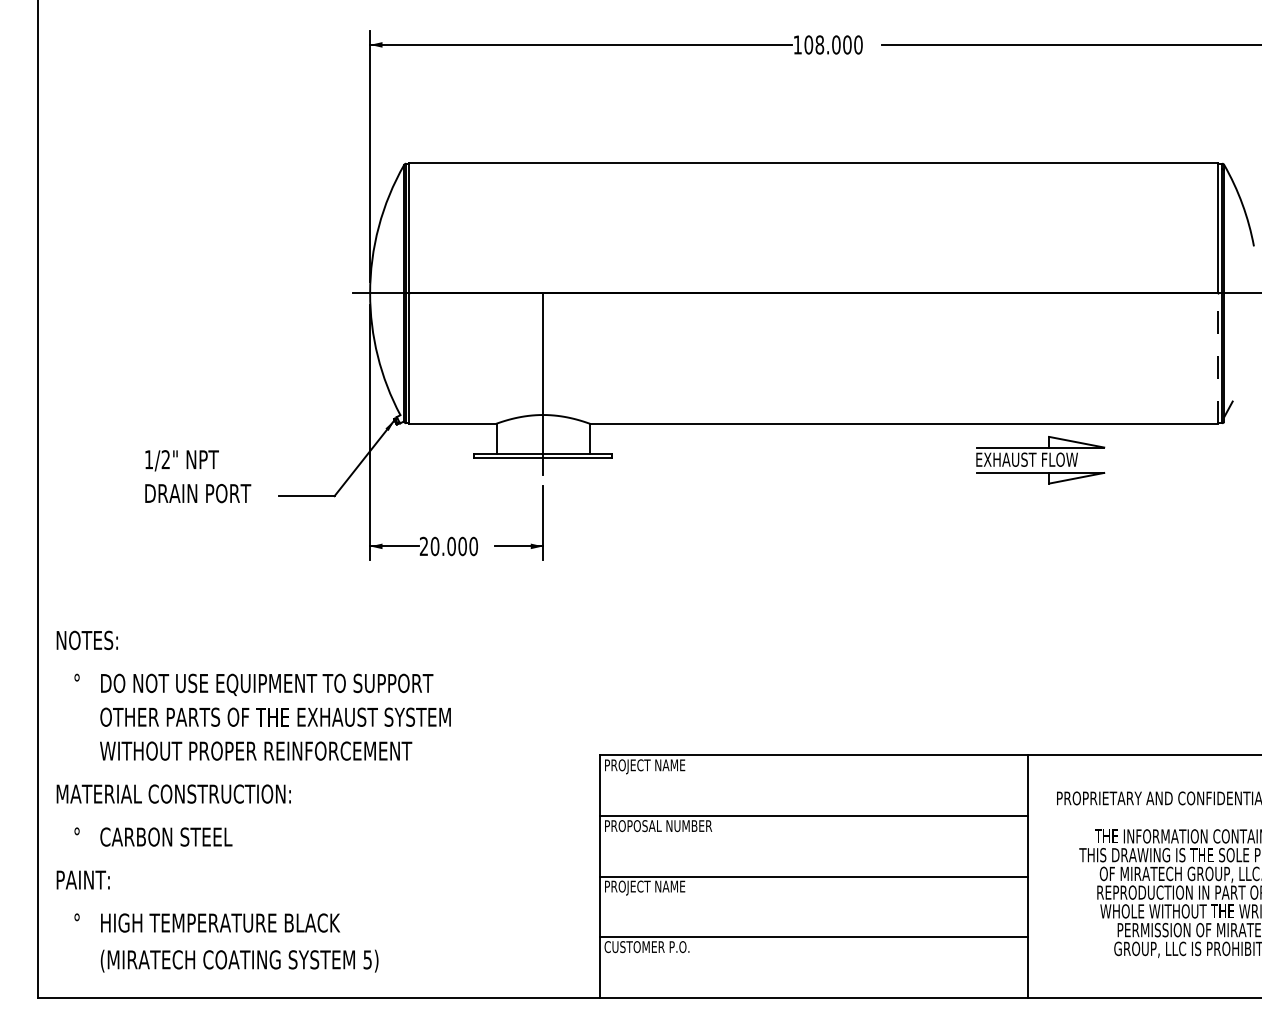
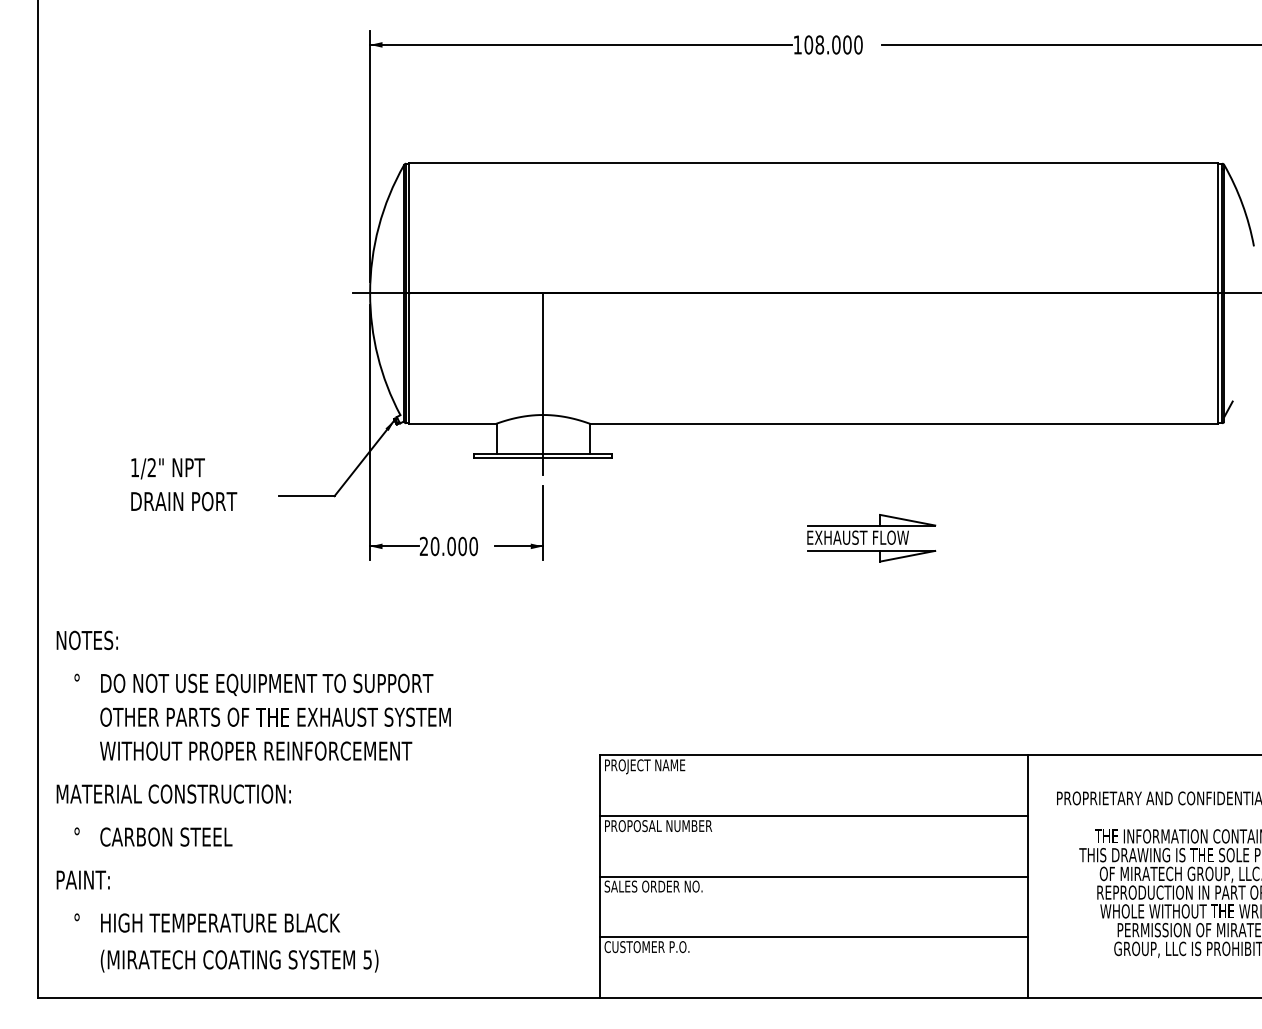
line: dashed -> solid (1217, 358)
part position: (1040, 460) -> (871, 538) (871, 538)
text position: (198, 476) -> (184, 484) (184, 484)
text: PROJECT NAME -> SALES ORDER NO. (653, 887)
